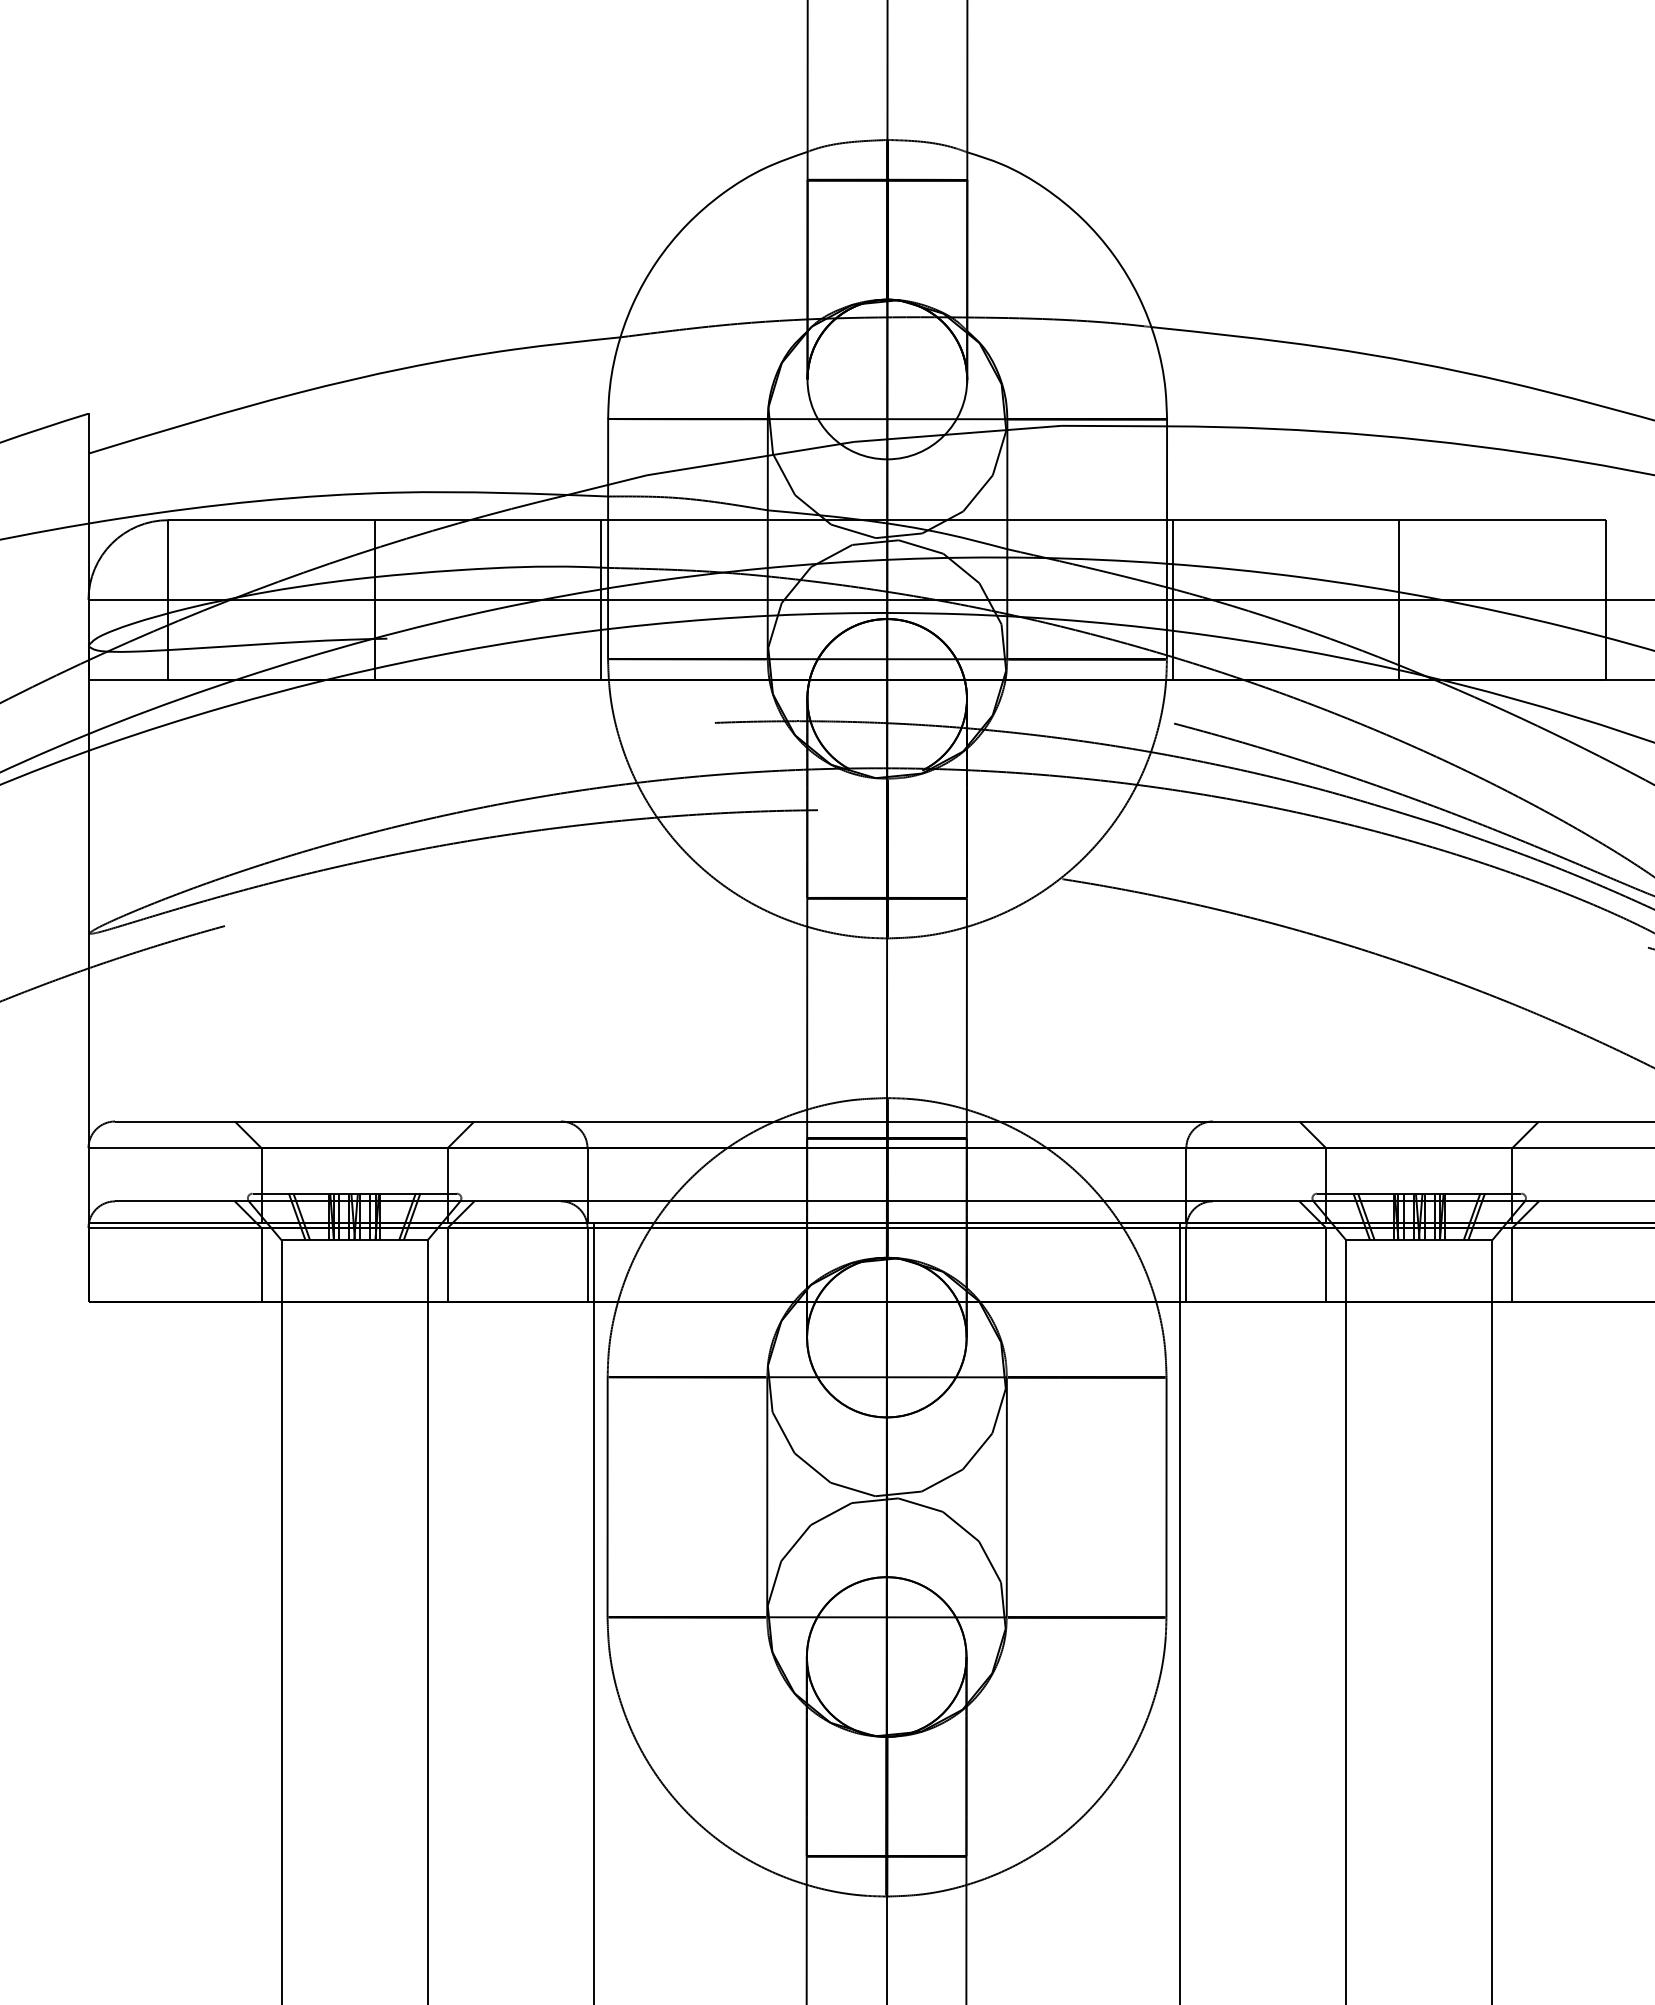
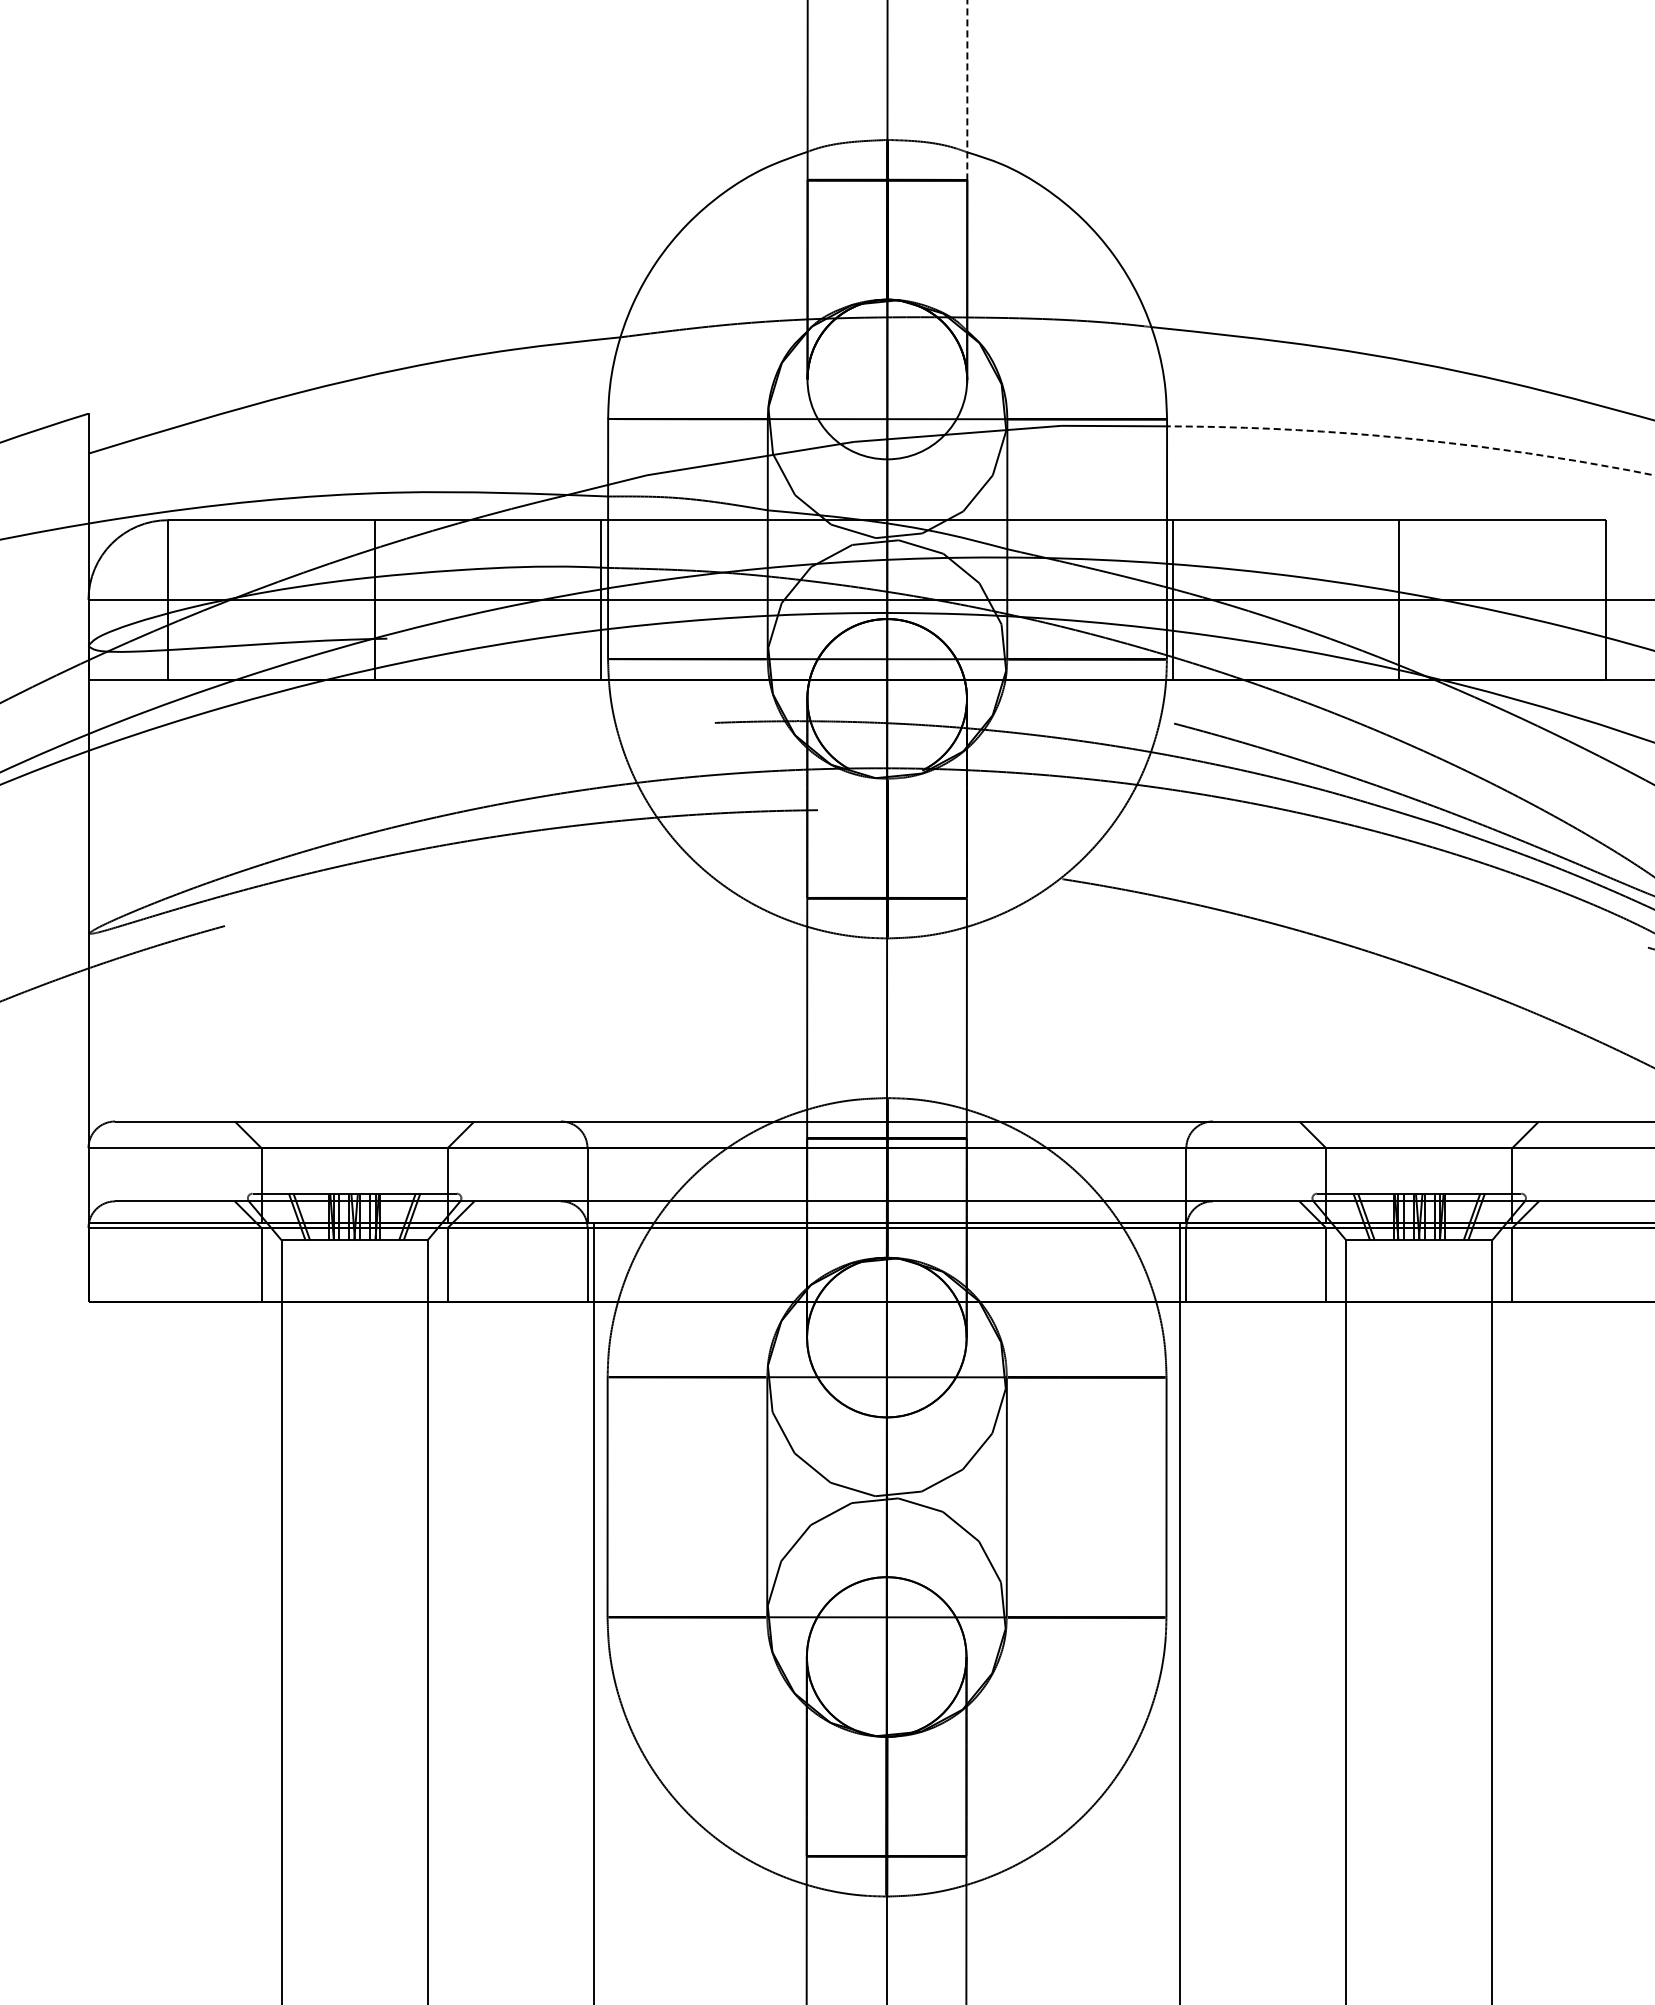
line: solid -> dashed (967, 89)
arc: solid -> dashed (1412, 439)
